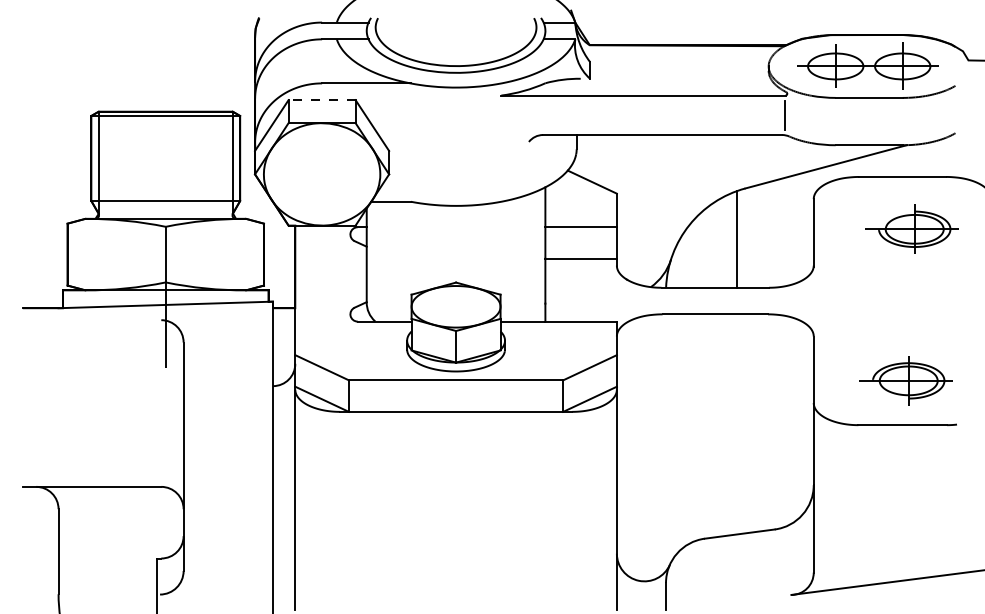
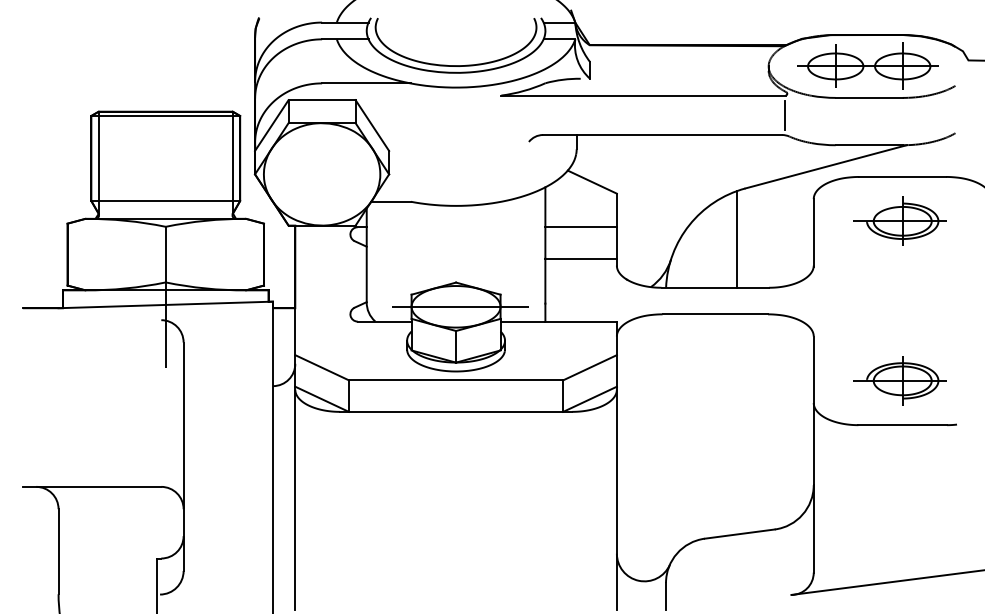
line: dashed -> solid (322, 100)
part position: (911, 228) -> (899, 220) (899, 220)
line: none -> present (460, 307)
part position: (905, 380) -> (899, 380) (899, 380)
